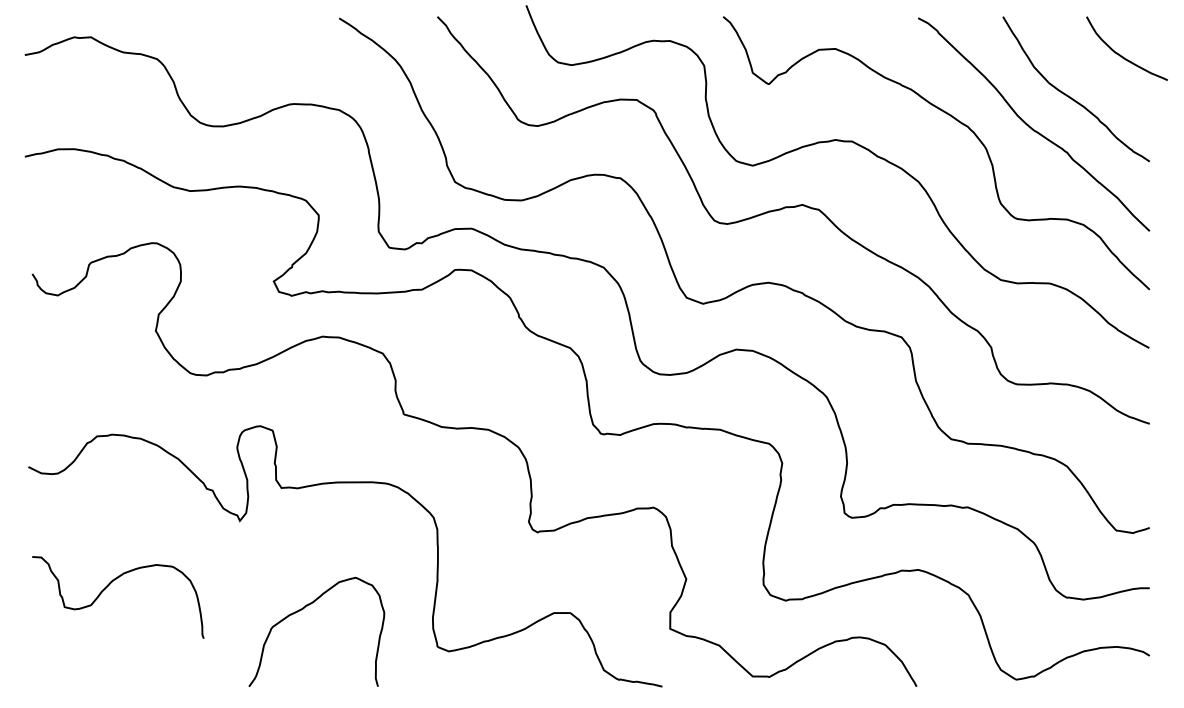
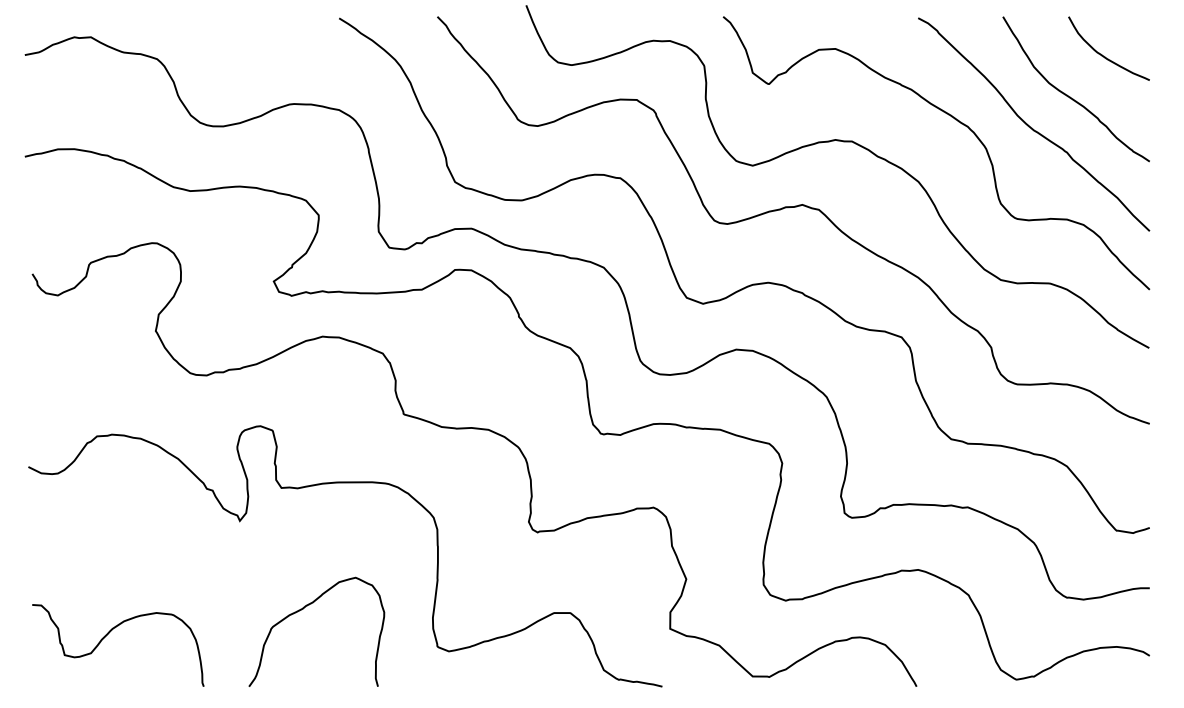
curve position: (1120, 54) -> (1102, 54) (1102, 54)
curve position: (108, 586) -> (108, 634) (108, 634)
